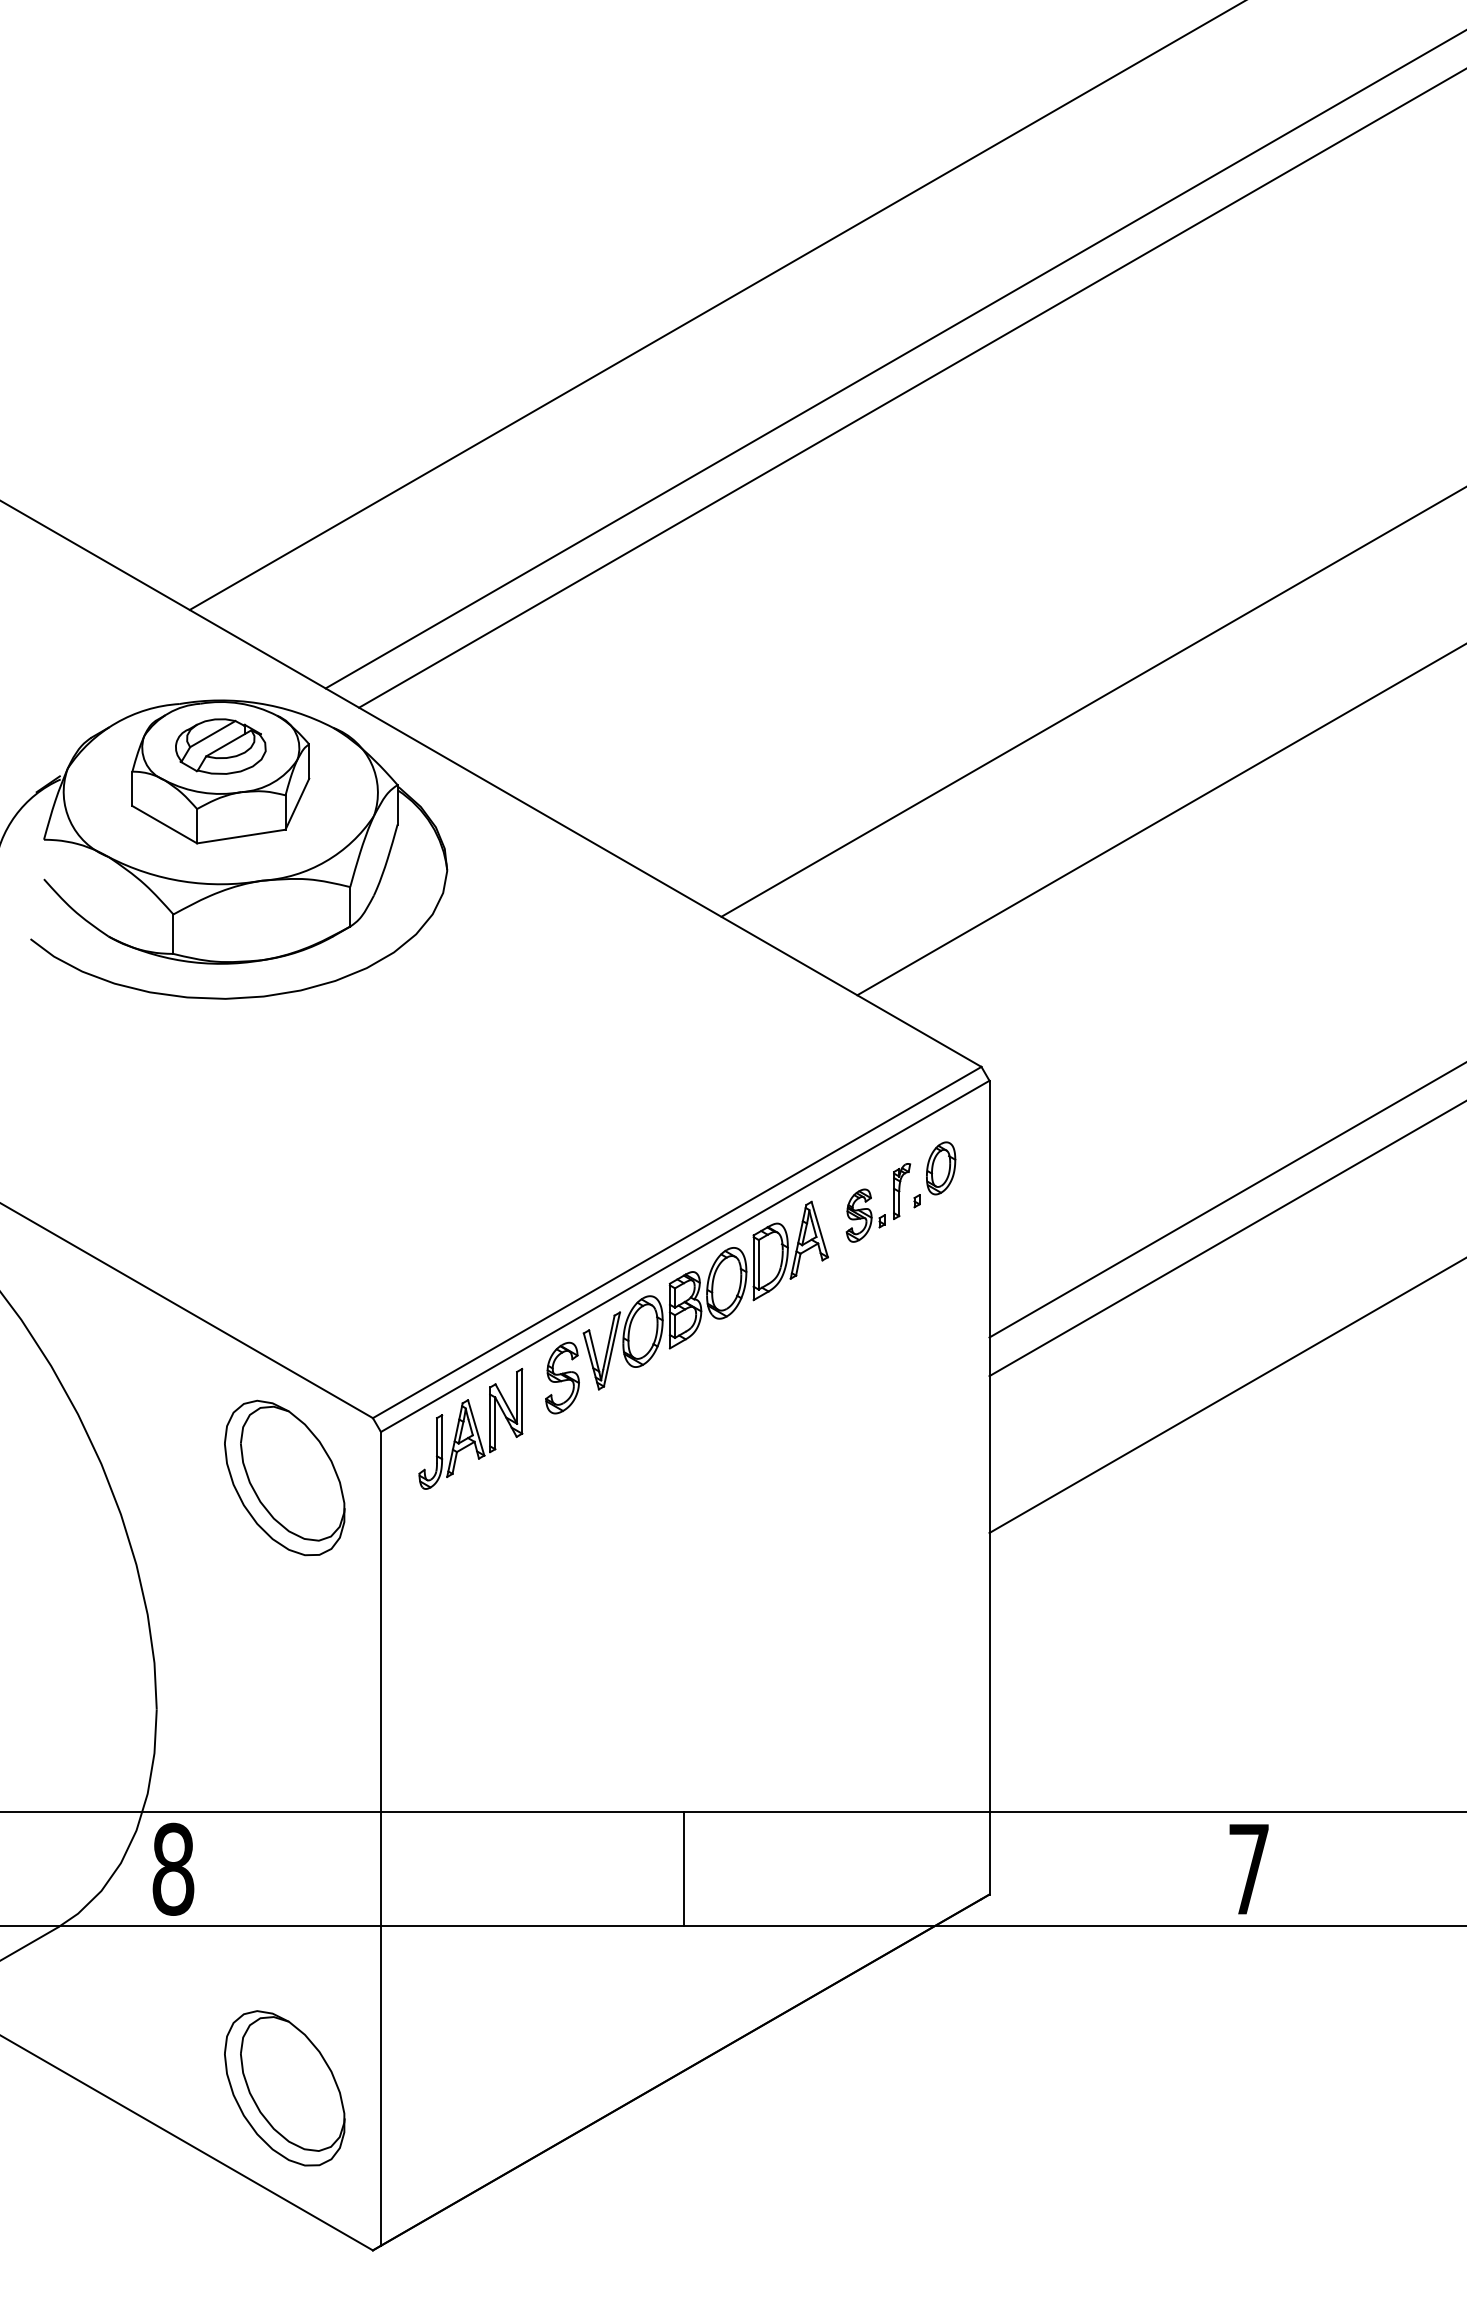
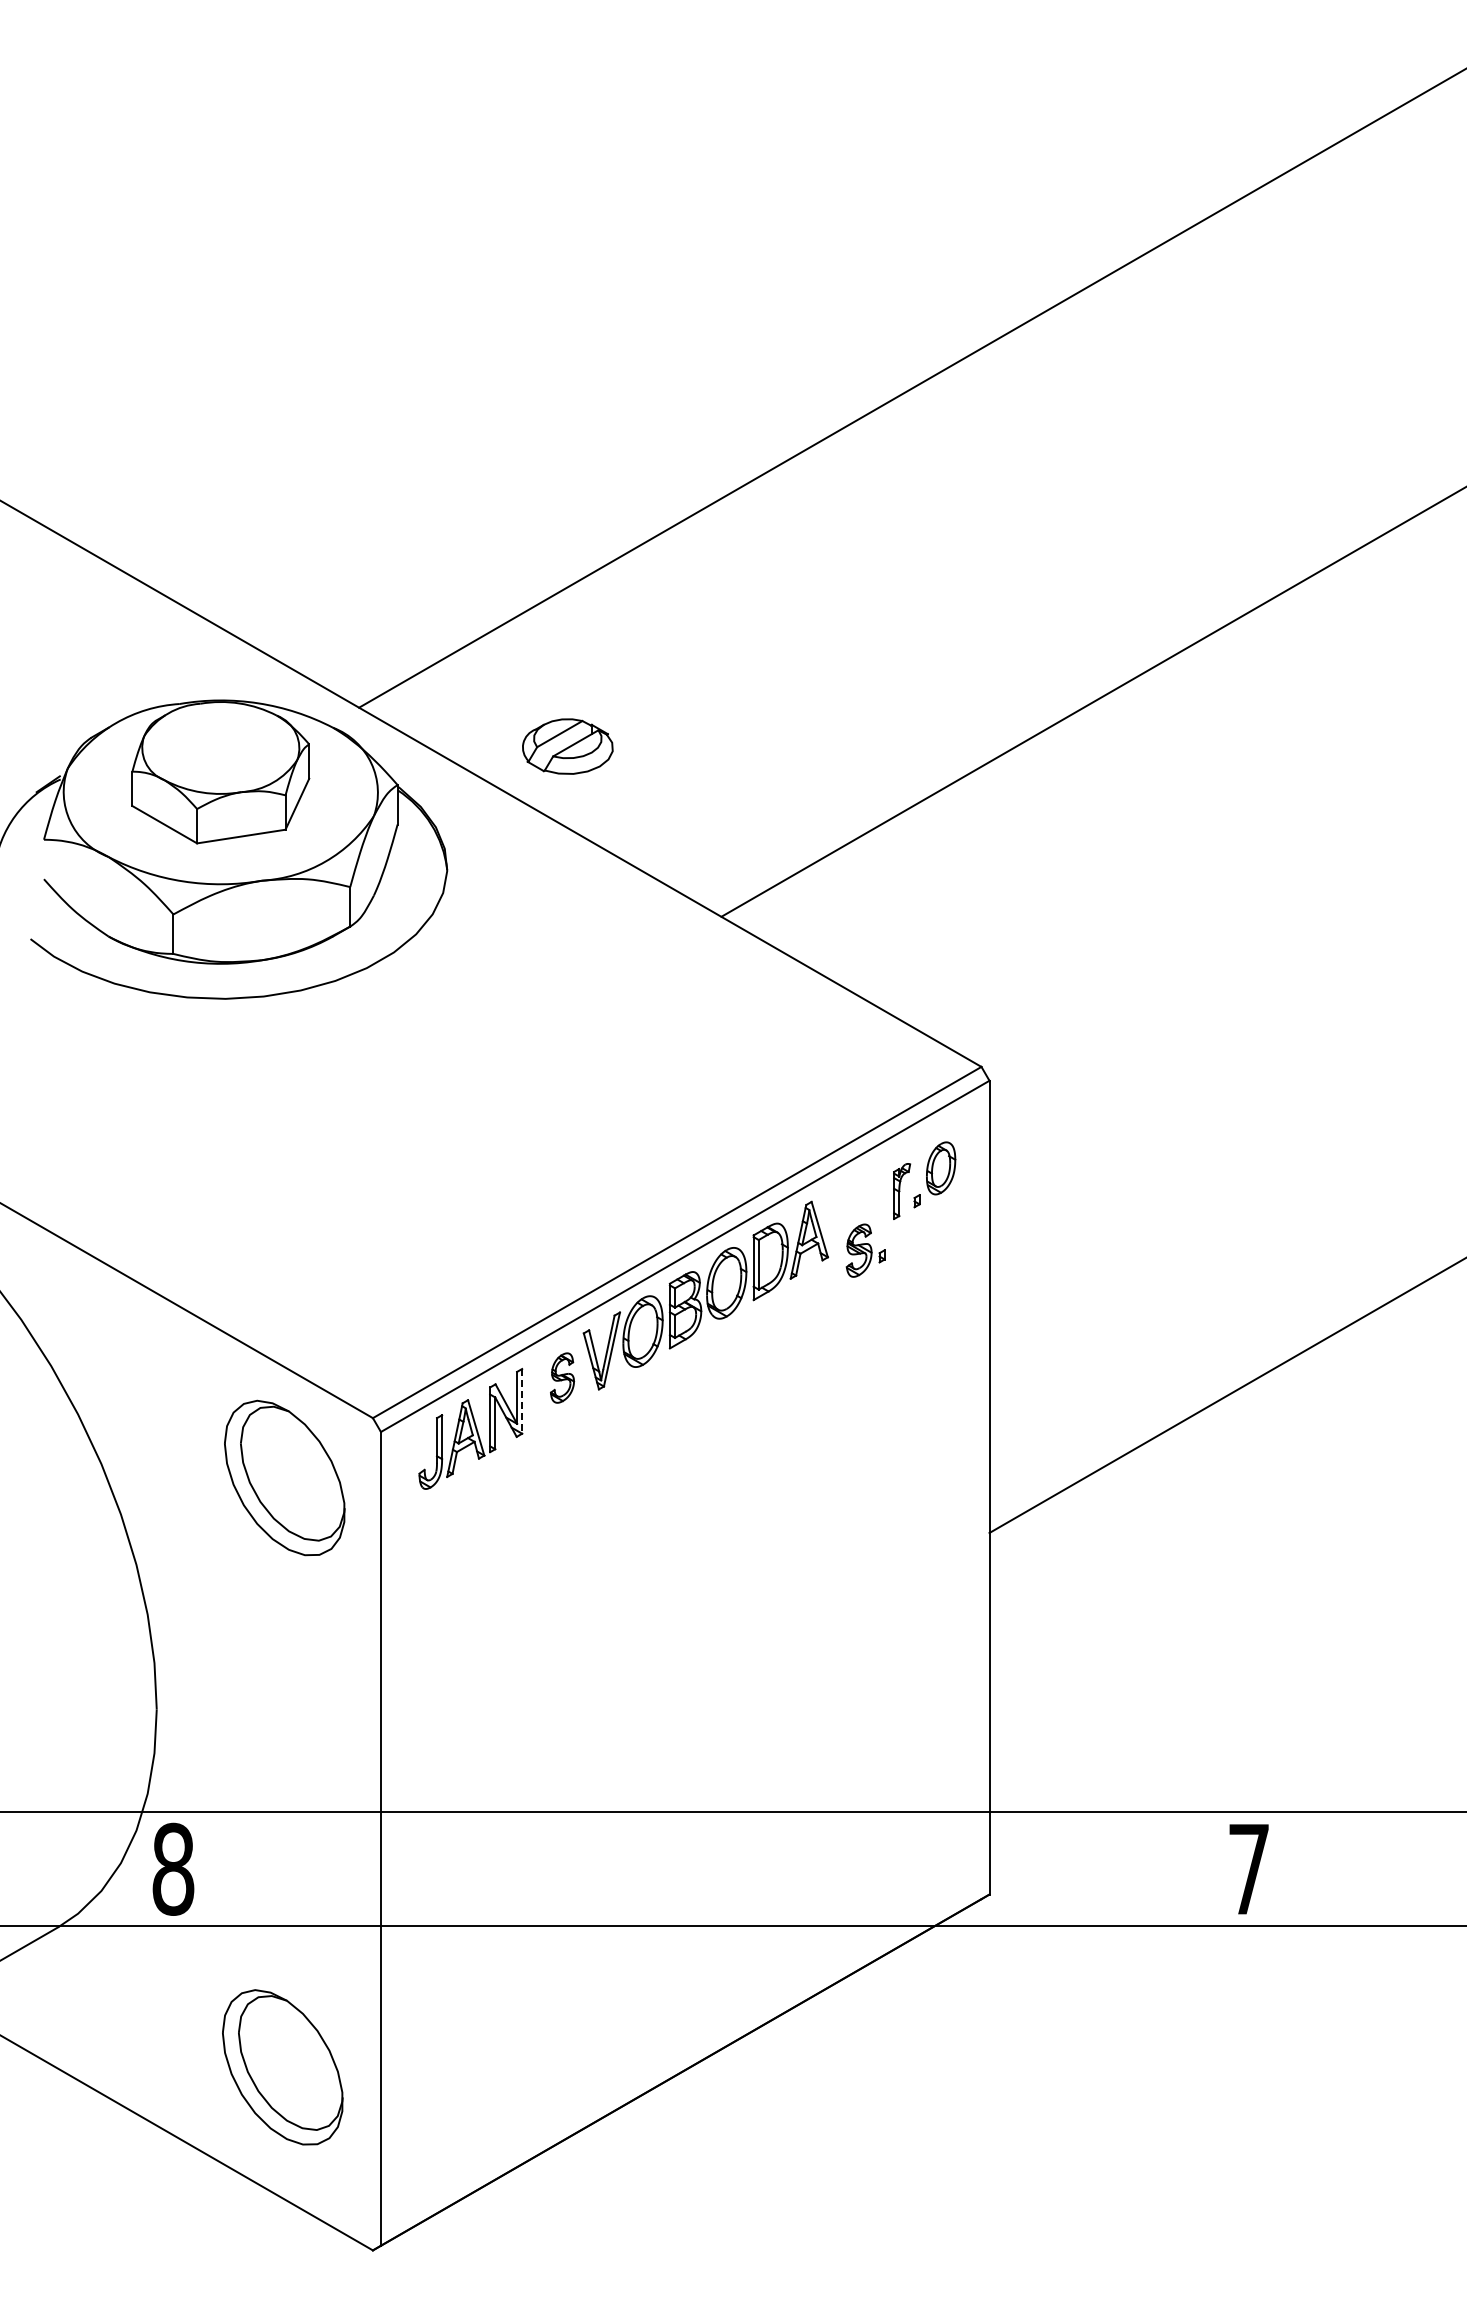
line: present -> none (716, 305)
line: present -> none (894, 359)
part position: (220, 746) -> (567, 746) (567, 746)
line: present -> none (1160, 820)
line: present -> none (1226, 1200)
part position: (865, 1215) -> (865, 1250) (865, 1250)
line: present -> none (1226, 1239)
part size: 35x74 px -> 26x52 px (562, 1377)
line: solid -> dashed (522, 1401)
line: present -> none (684, 1868)
part position: (284, 2088) -> (282, 2067) (282, 2067)
